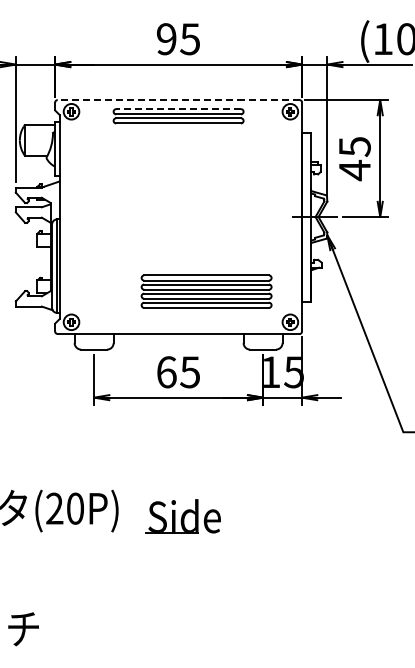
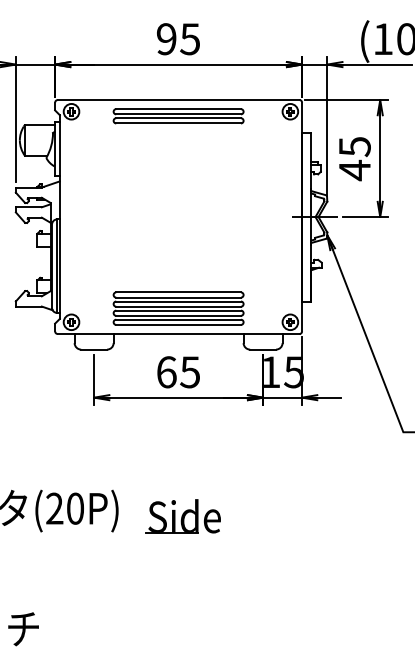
line: dashed -> solid (178, 100)
line: dashed -> solid (178, 109)
part position: (206, 291) -> (178, 308) (178, 308)
